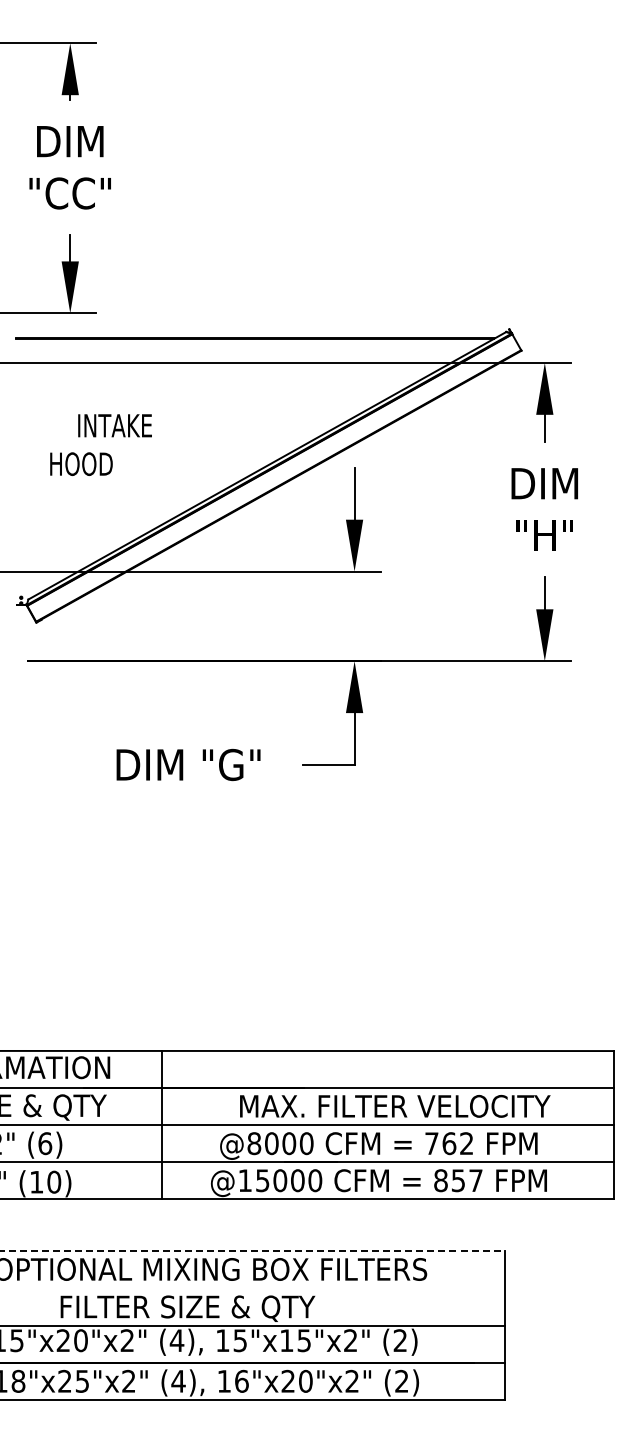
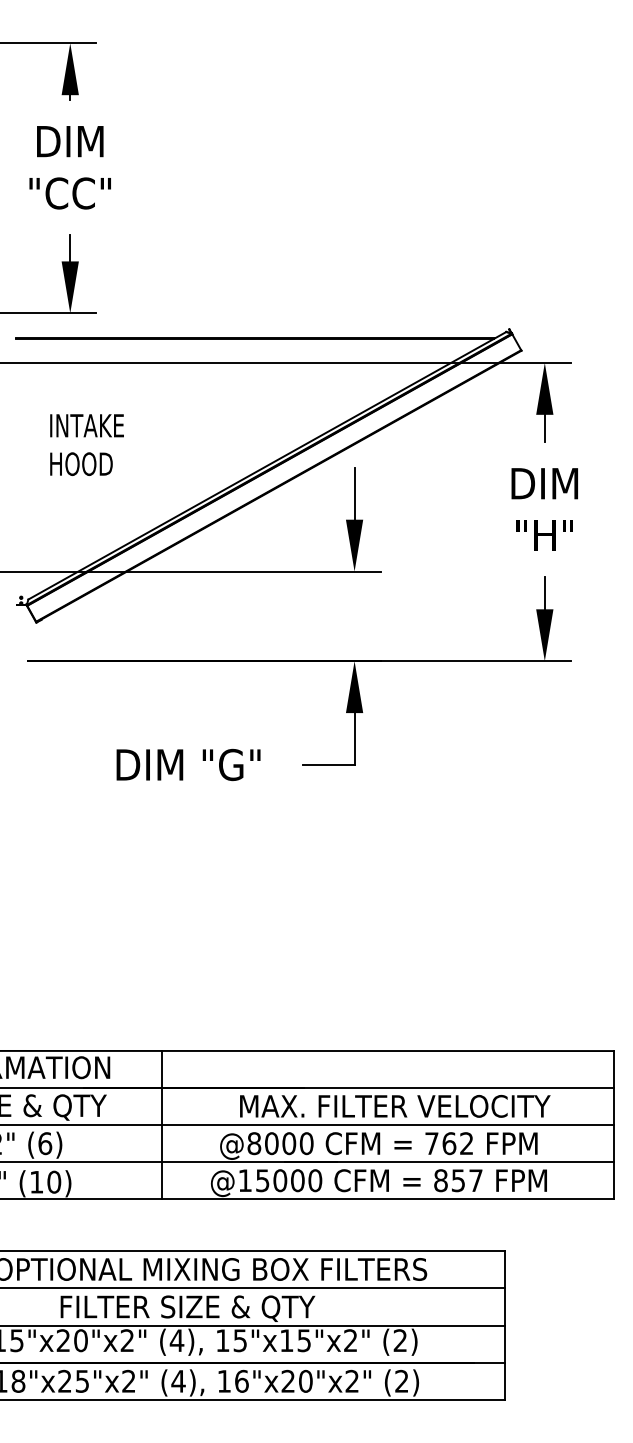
text position: (114, 425) -> (86, 425) (86, 425)
line: dashed -> solid (253, 1251)
line: none -> present (253, 1288)
